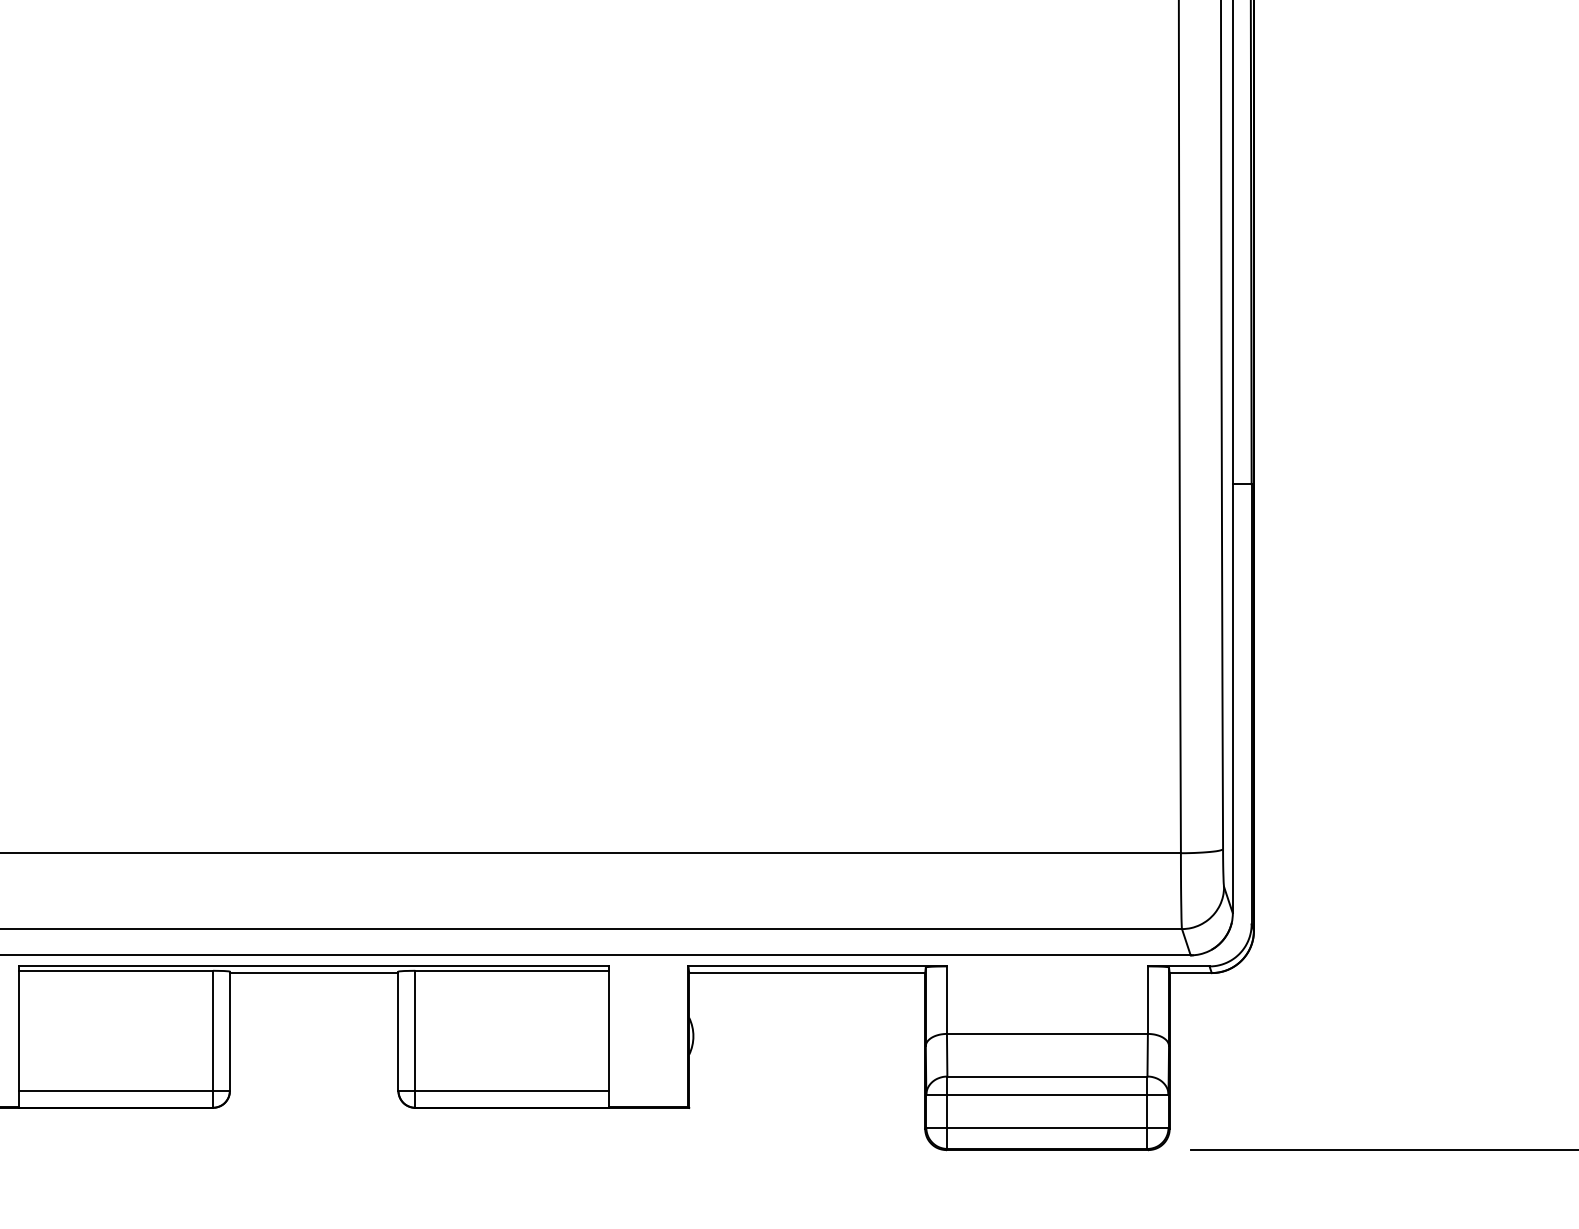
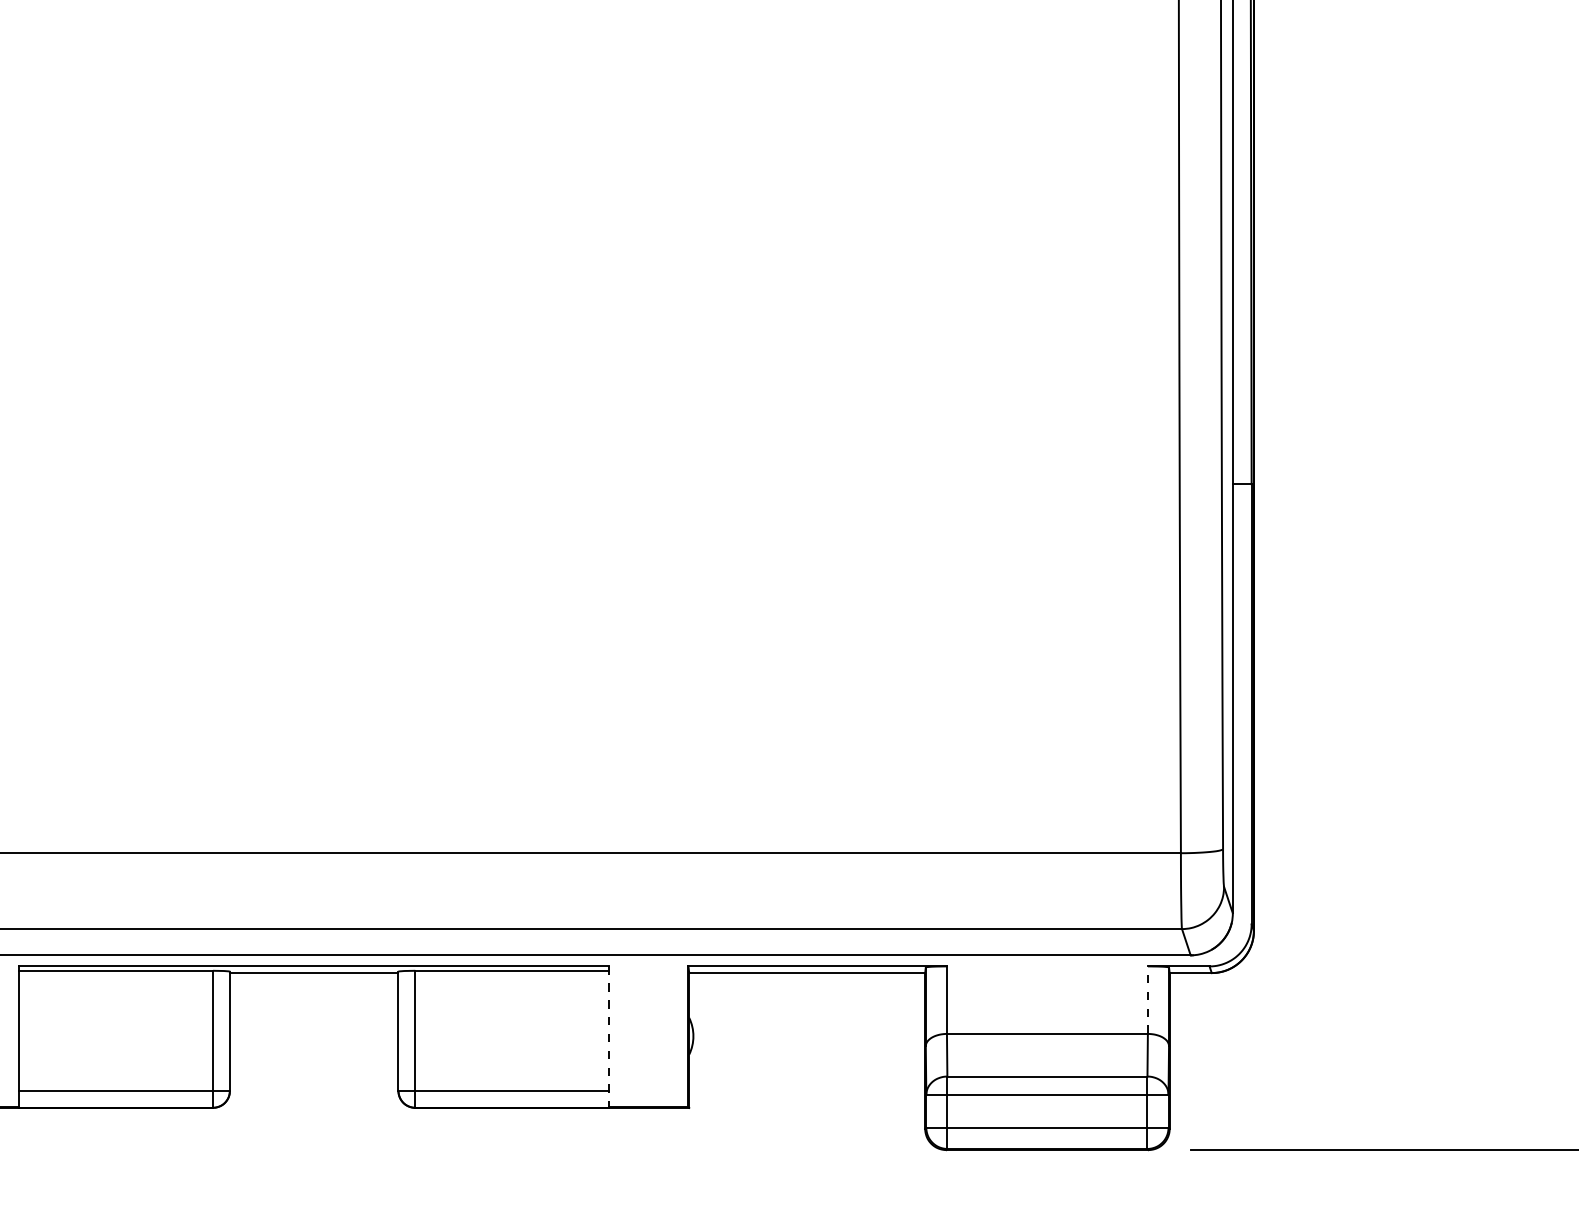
line: solid -> dashed (1147, 1000)
line: solid -> dashed (609, 1037)
